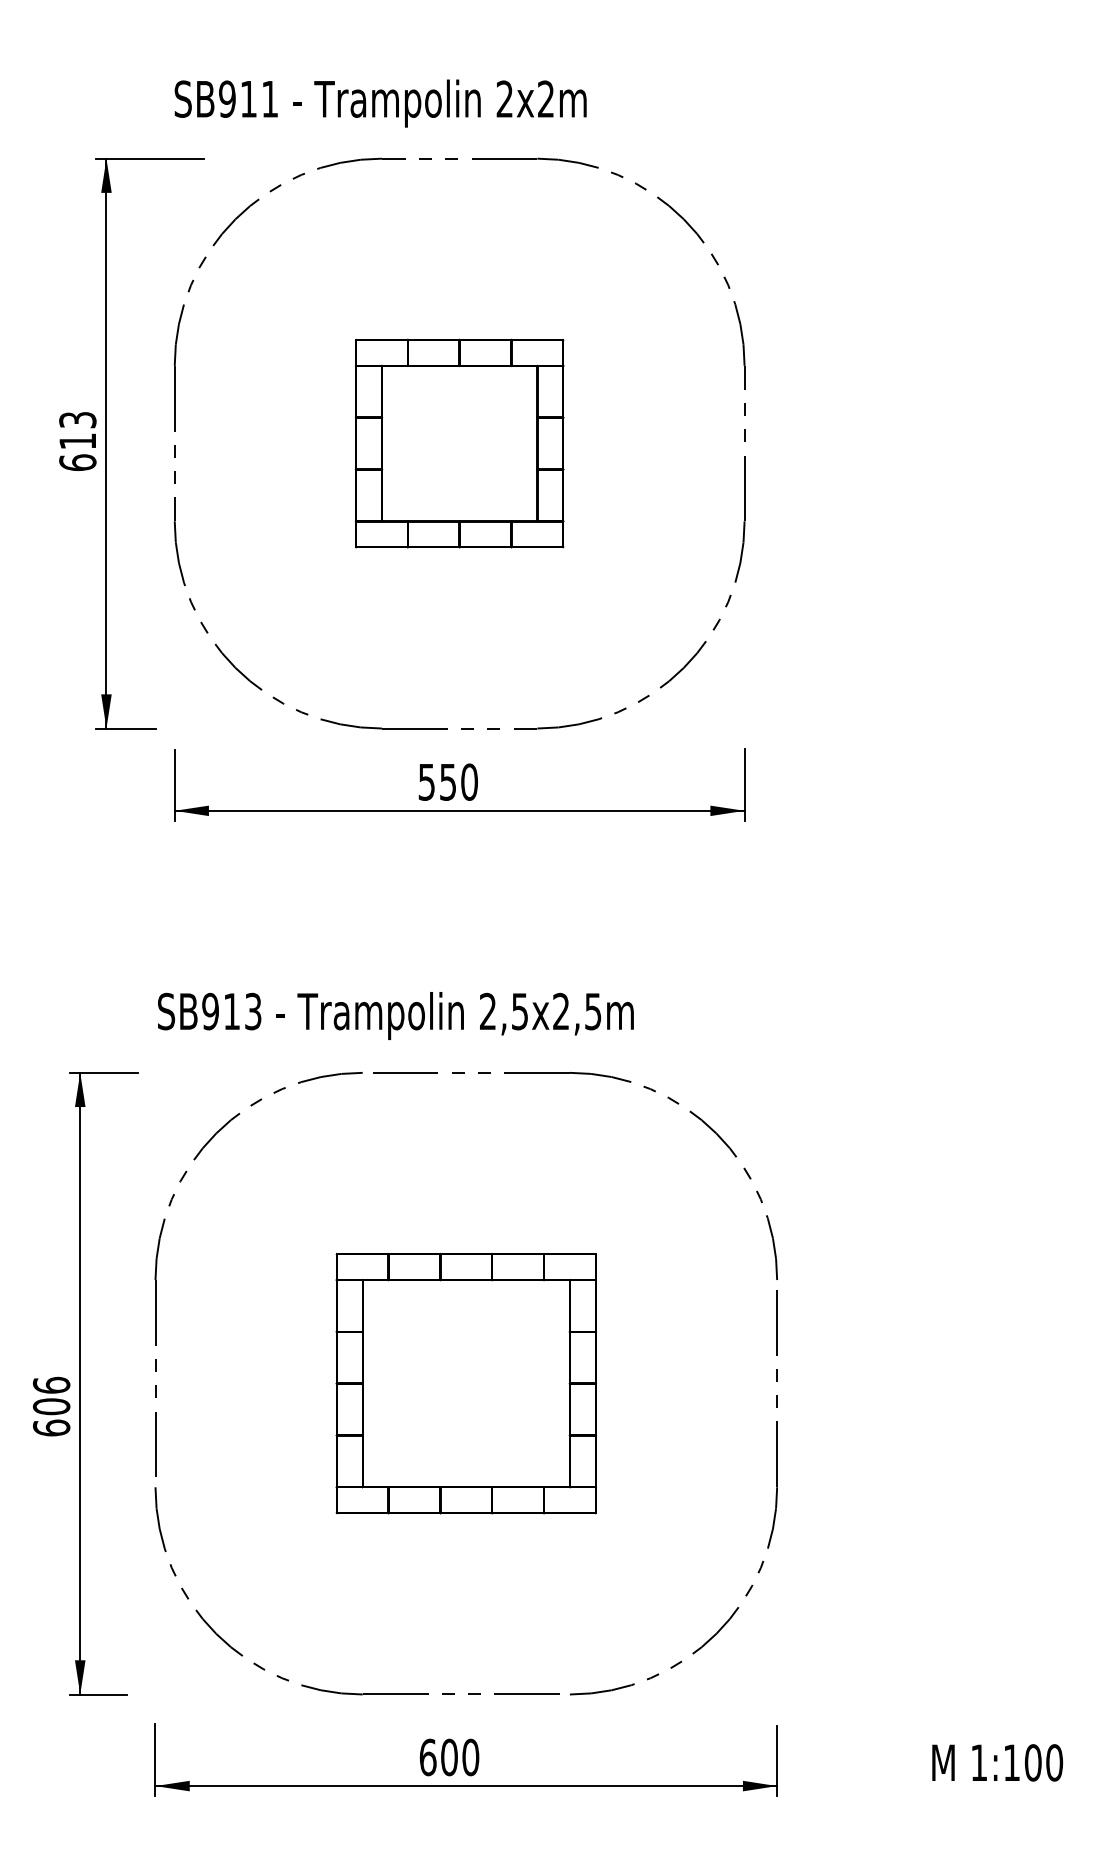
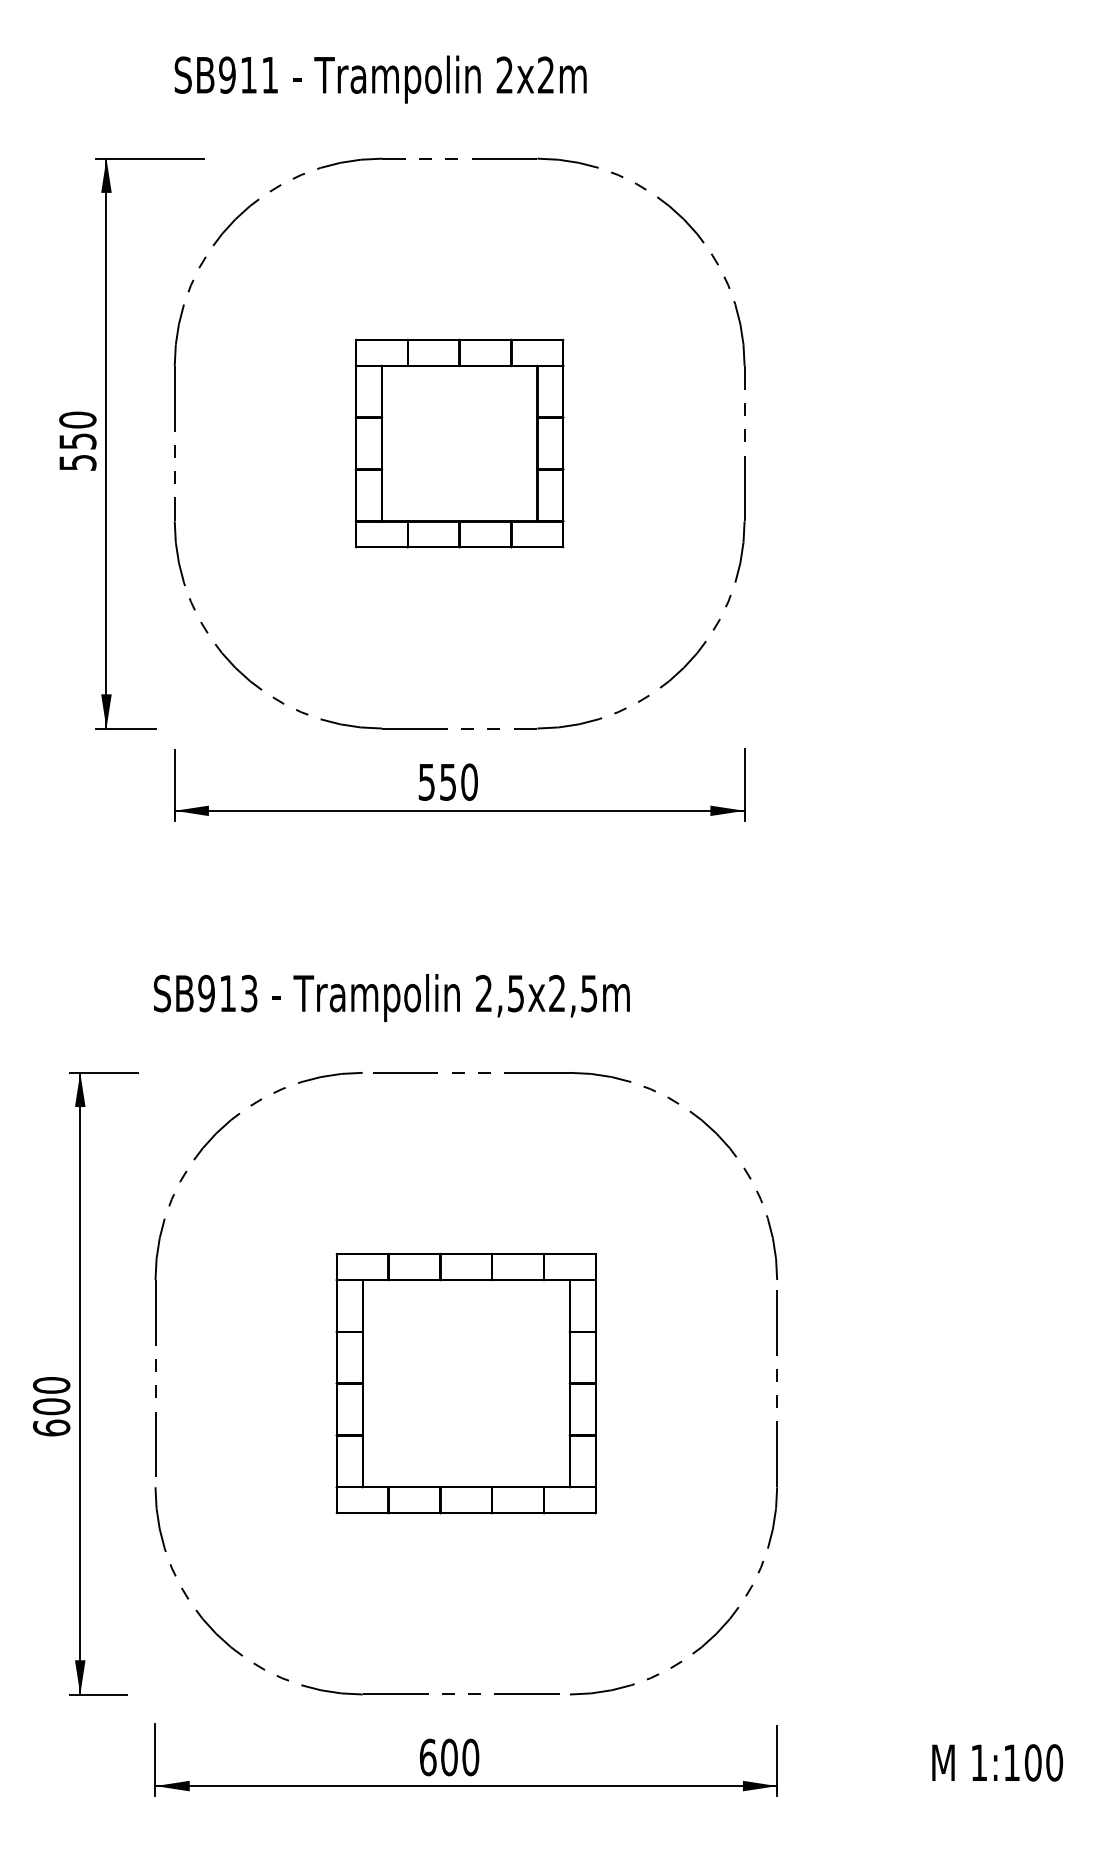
text position: (380, 103) -> (380, 79) (380, 79)
text: 613 -> 550 (77, 440)
text position: (395, 1015) -> (391, 997) (391, 997)
text: 606 -> 600 (51, 1384)
